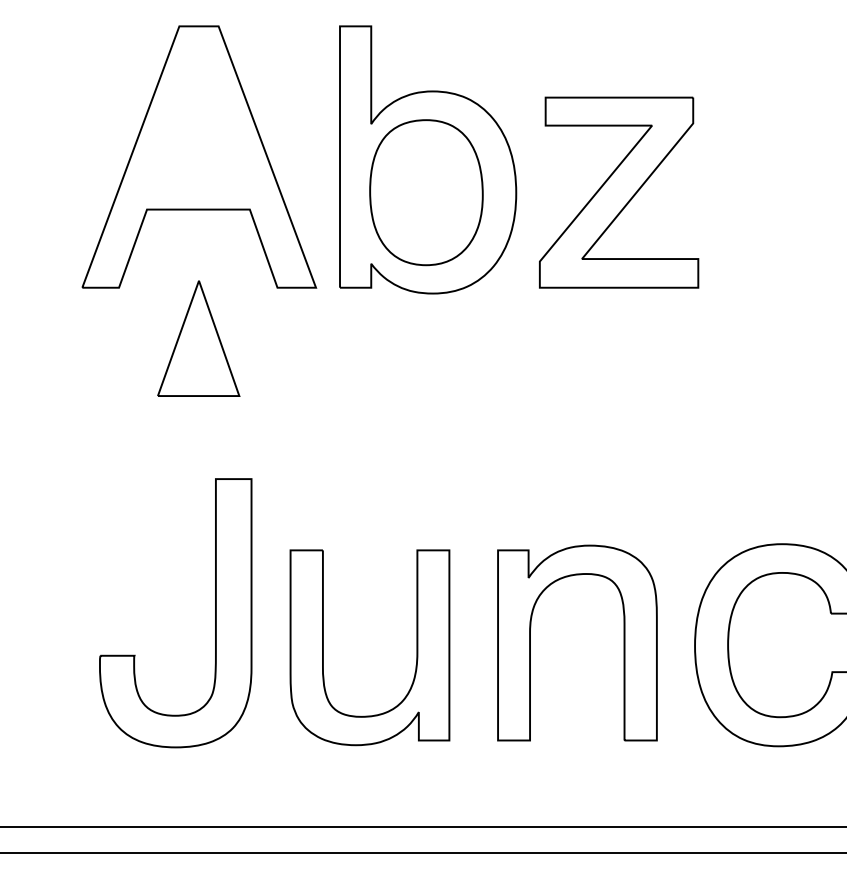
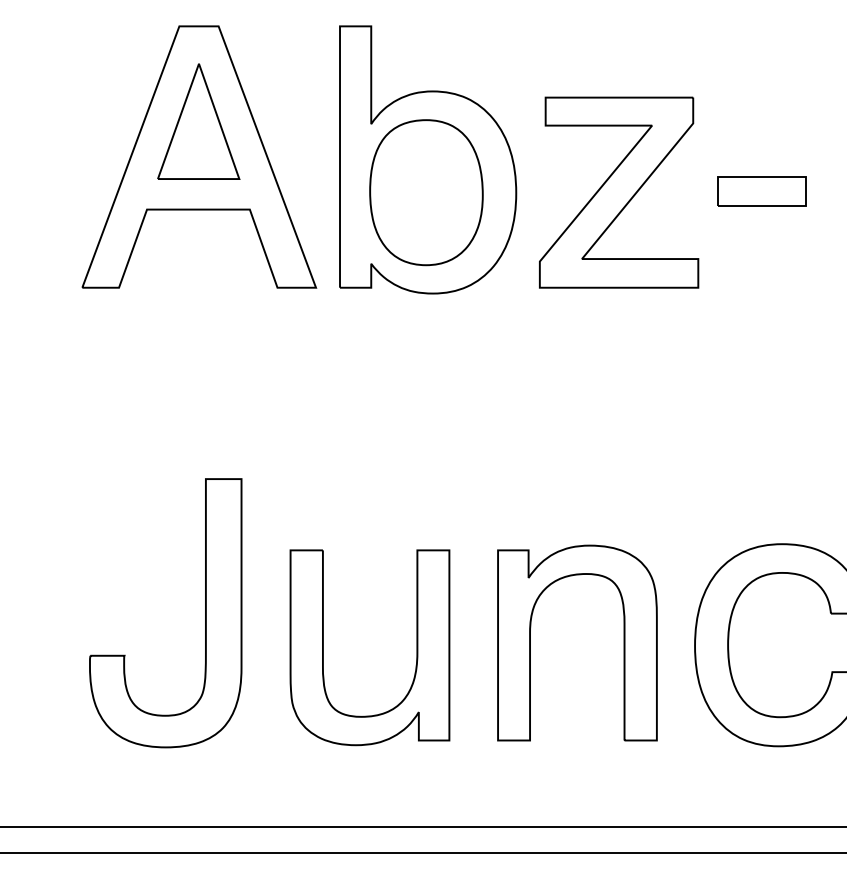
part: none -> present (761, 191)
part position: (198, 338) -> (198, 121) (198, 121)
part position: (215, 613) -> (205, 613) (205, 613)
